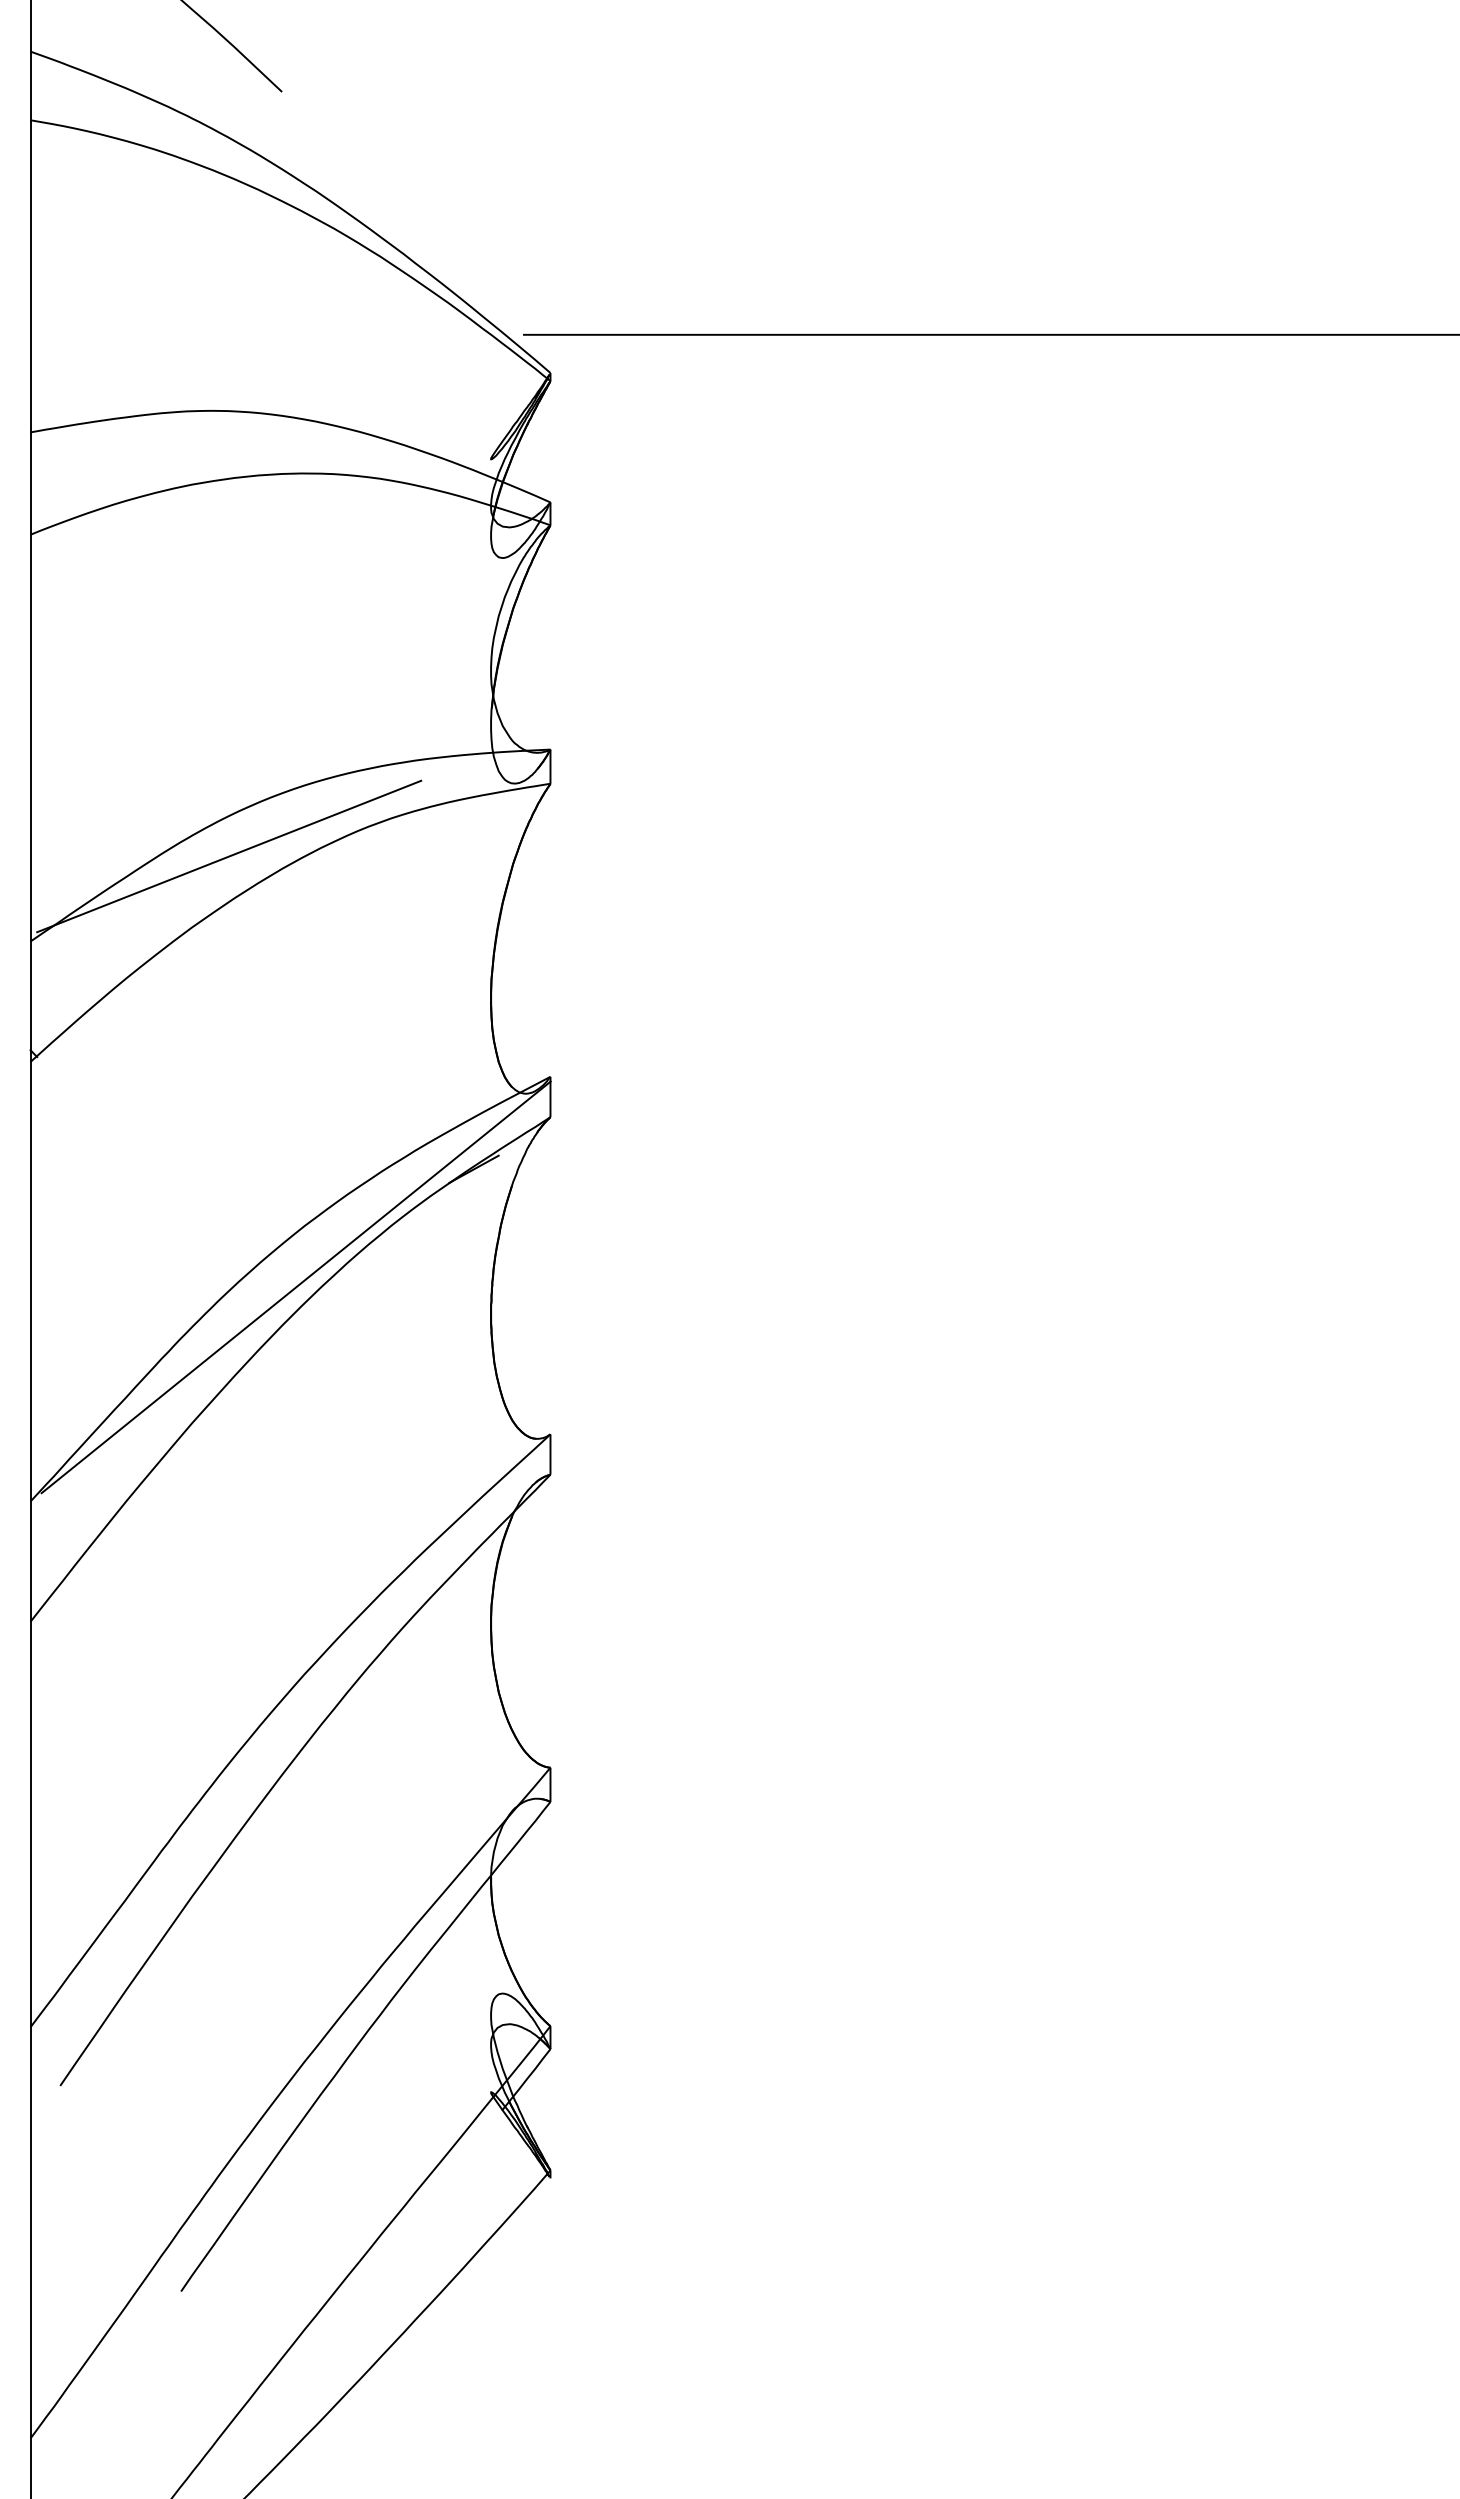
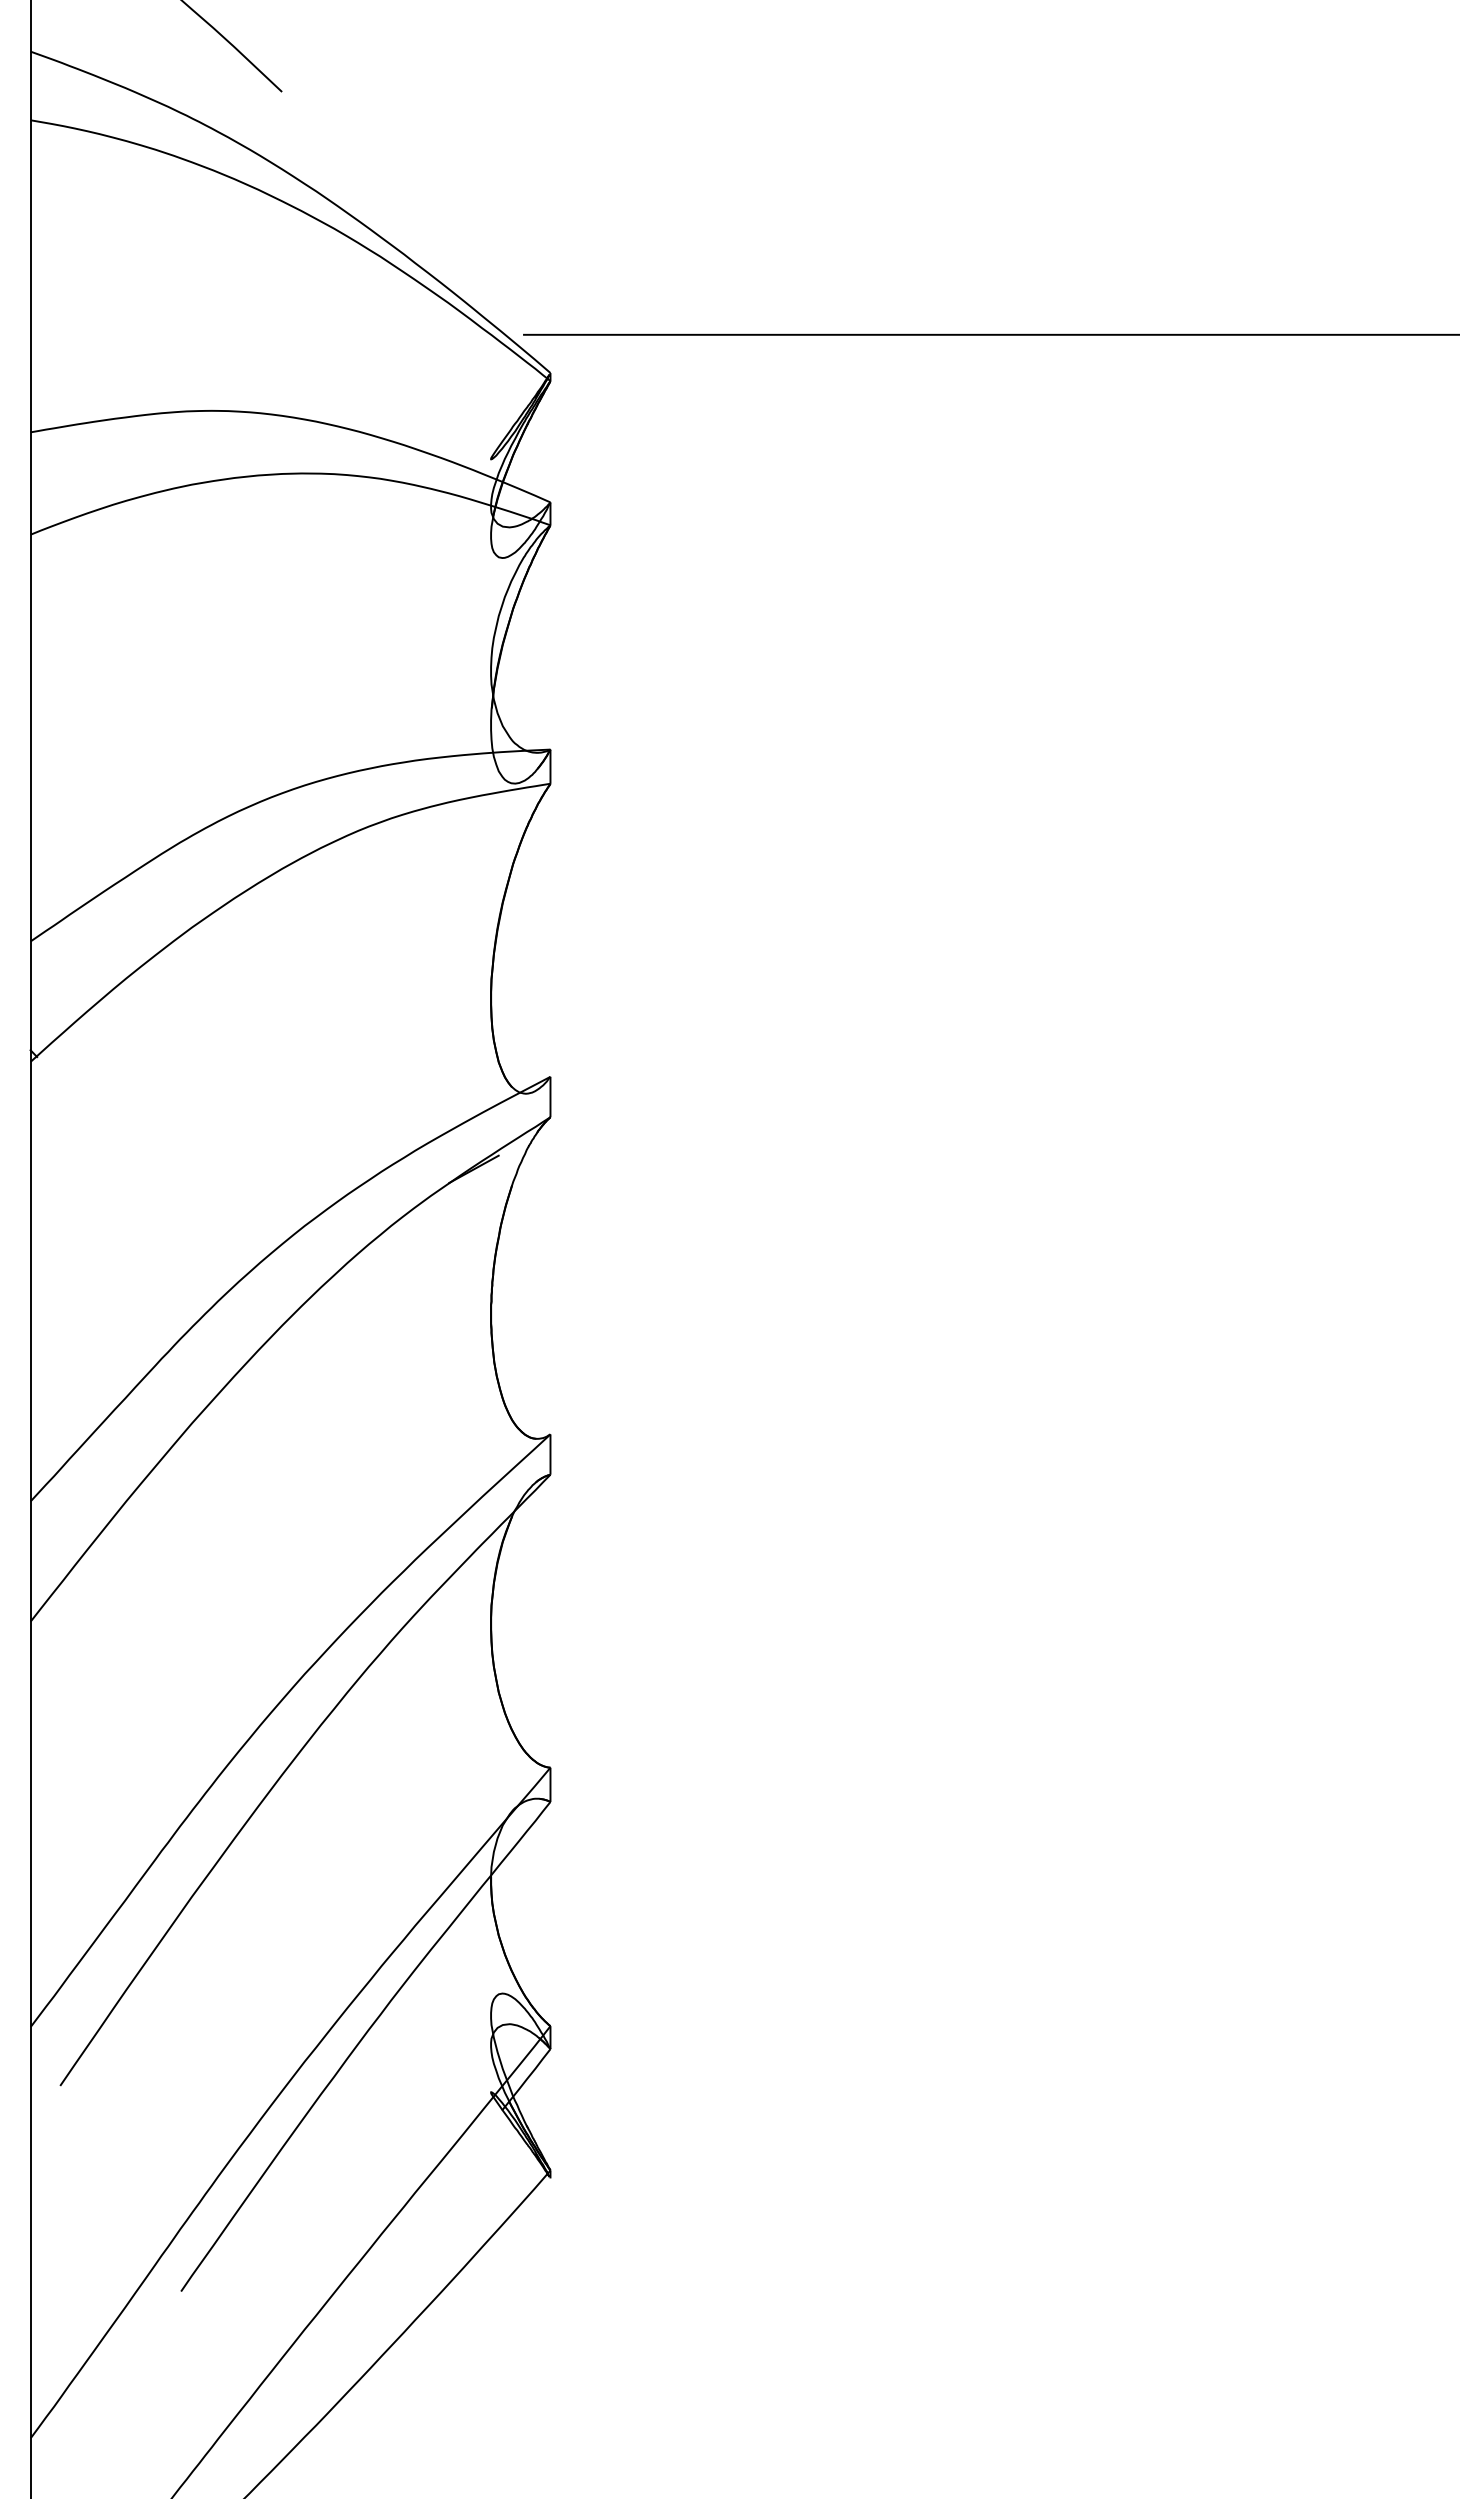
line: present -> none (229, 856)
line: present -> none (295, 1287)
